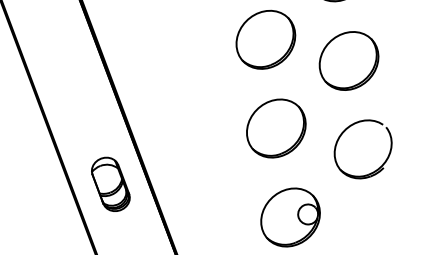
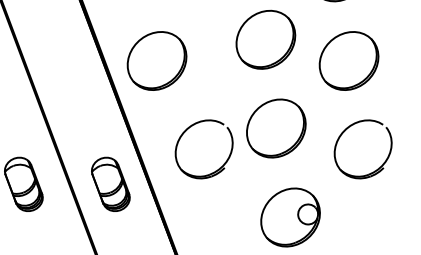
part: none -> present (156, 60)
part: none -> present (219, 167)
part: none -> present (23, 183)
